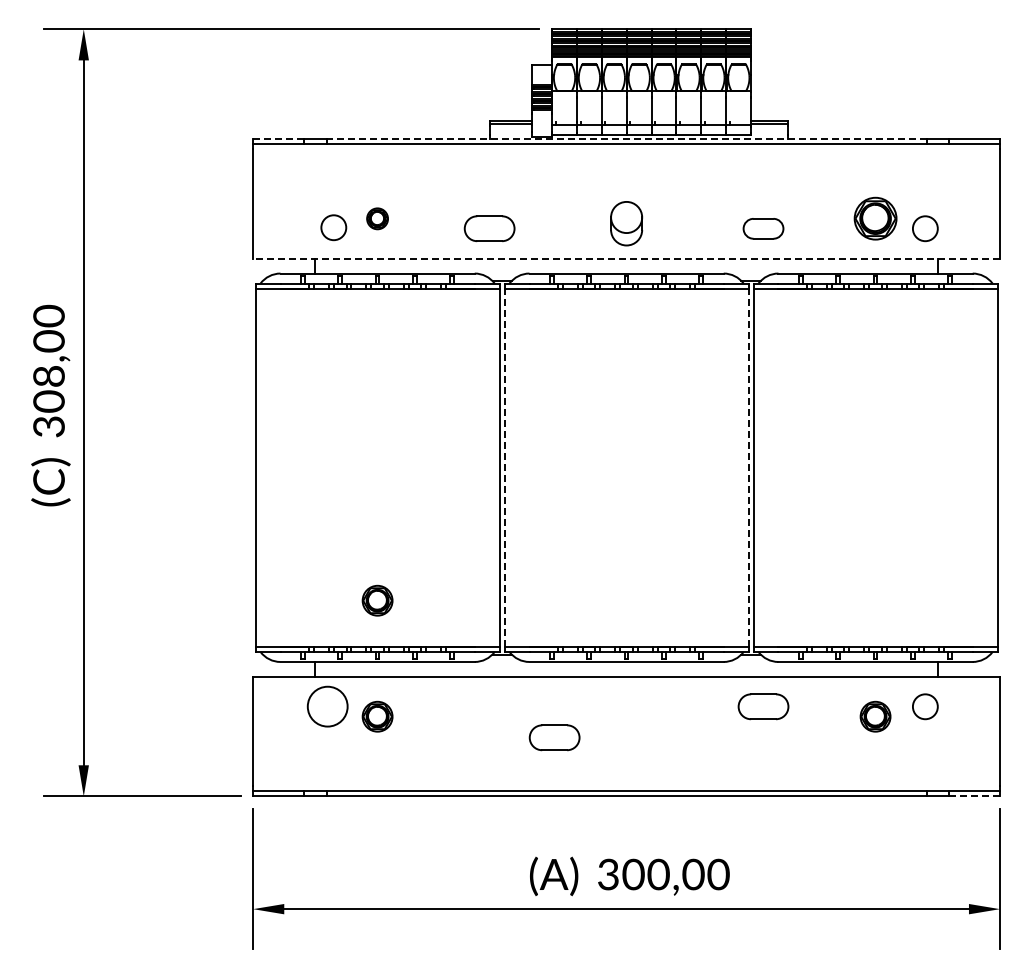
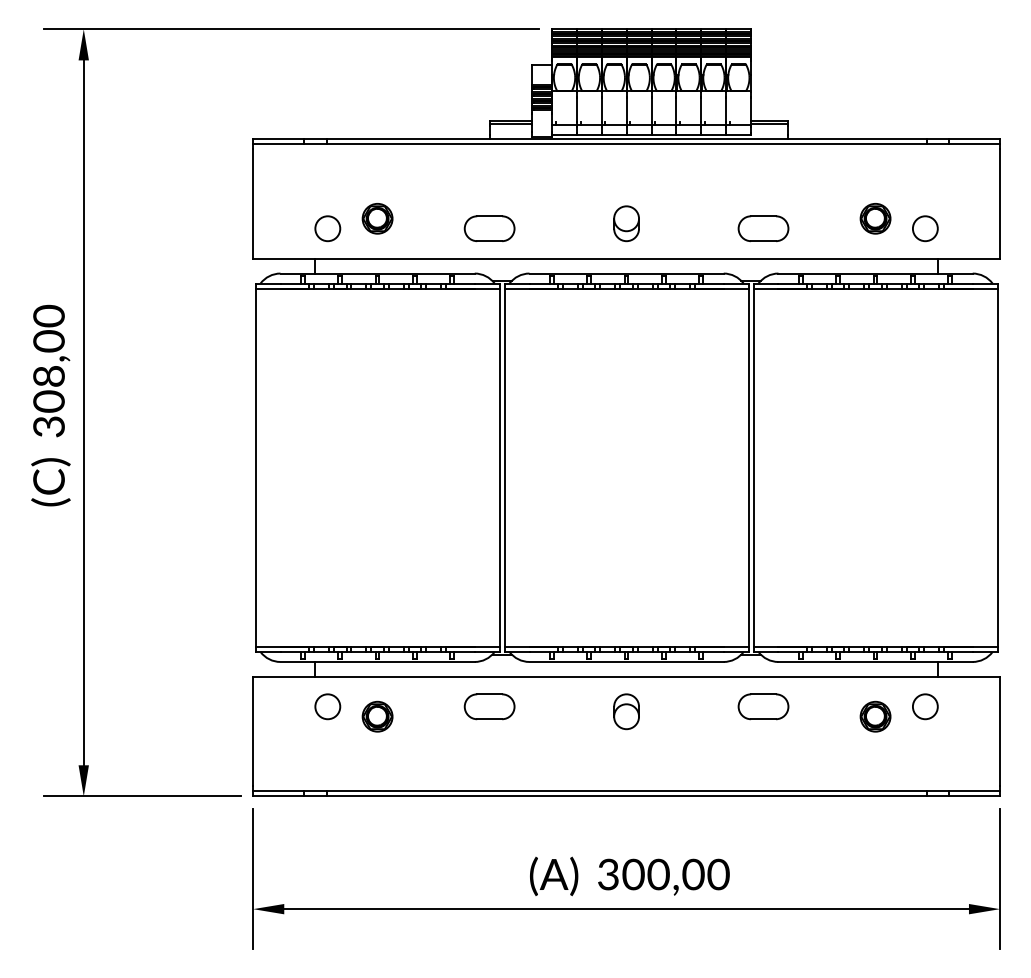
line: dashed -> solid (278, 139)
line: dashed -> solid (626, 139)
part size: 23x24 px -> 33x32 px (377, 218)
part size: 45x45 px -> 33x32 px (875, 218)
part size: 34x46 px -> 27x38 px (626, 223)
circle position: (333, 227) -> (327, 228) (327, 228)
part size: 43x22 px -> 53x28 px (763, 228)
line: dashed -> solid (626, 258)
line: dashed -> solid (504, 467)
line: dashed -> solid (748, 467)
part: present -> none (377, 600)
circle size: 43x43 px -> 28x28 px (327, 706)
part: none -> present (626, 711)
part position: (554, 737) -> (489, 706) (489, 706)
line: dashed -> solid (974, 796)
